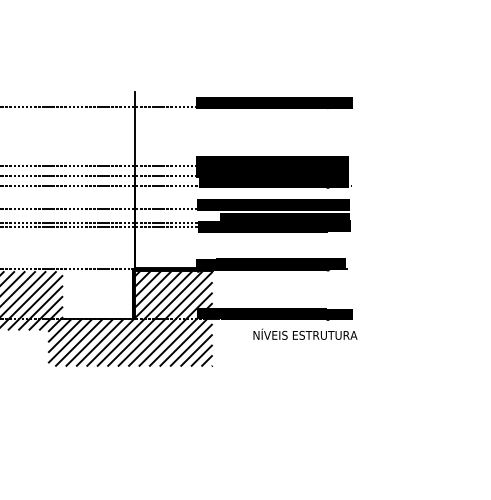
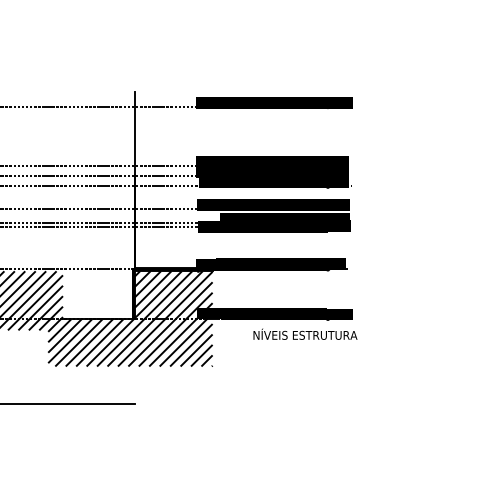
line: none -> present (68, 404)
